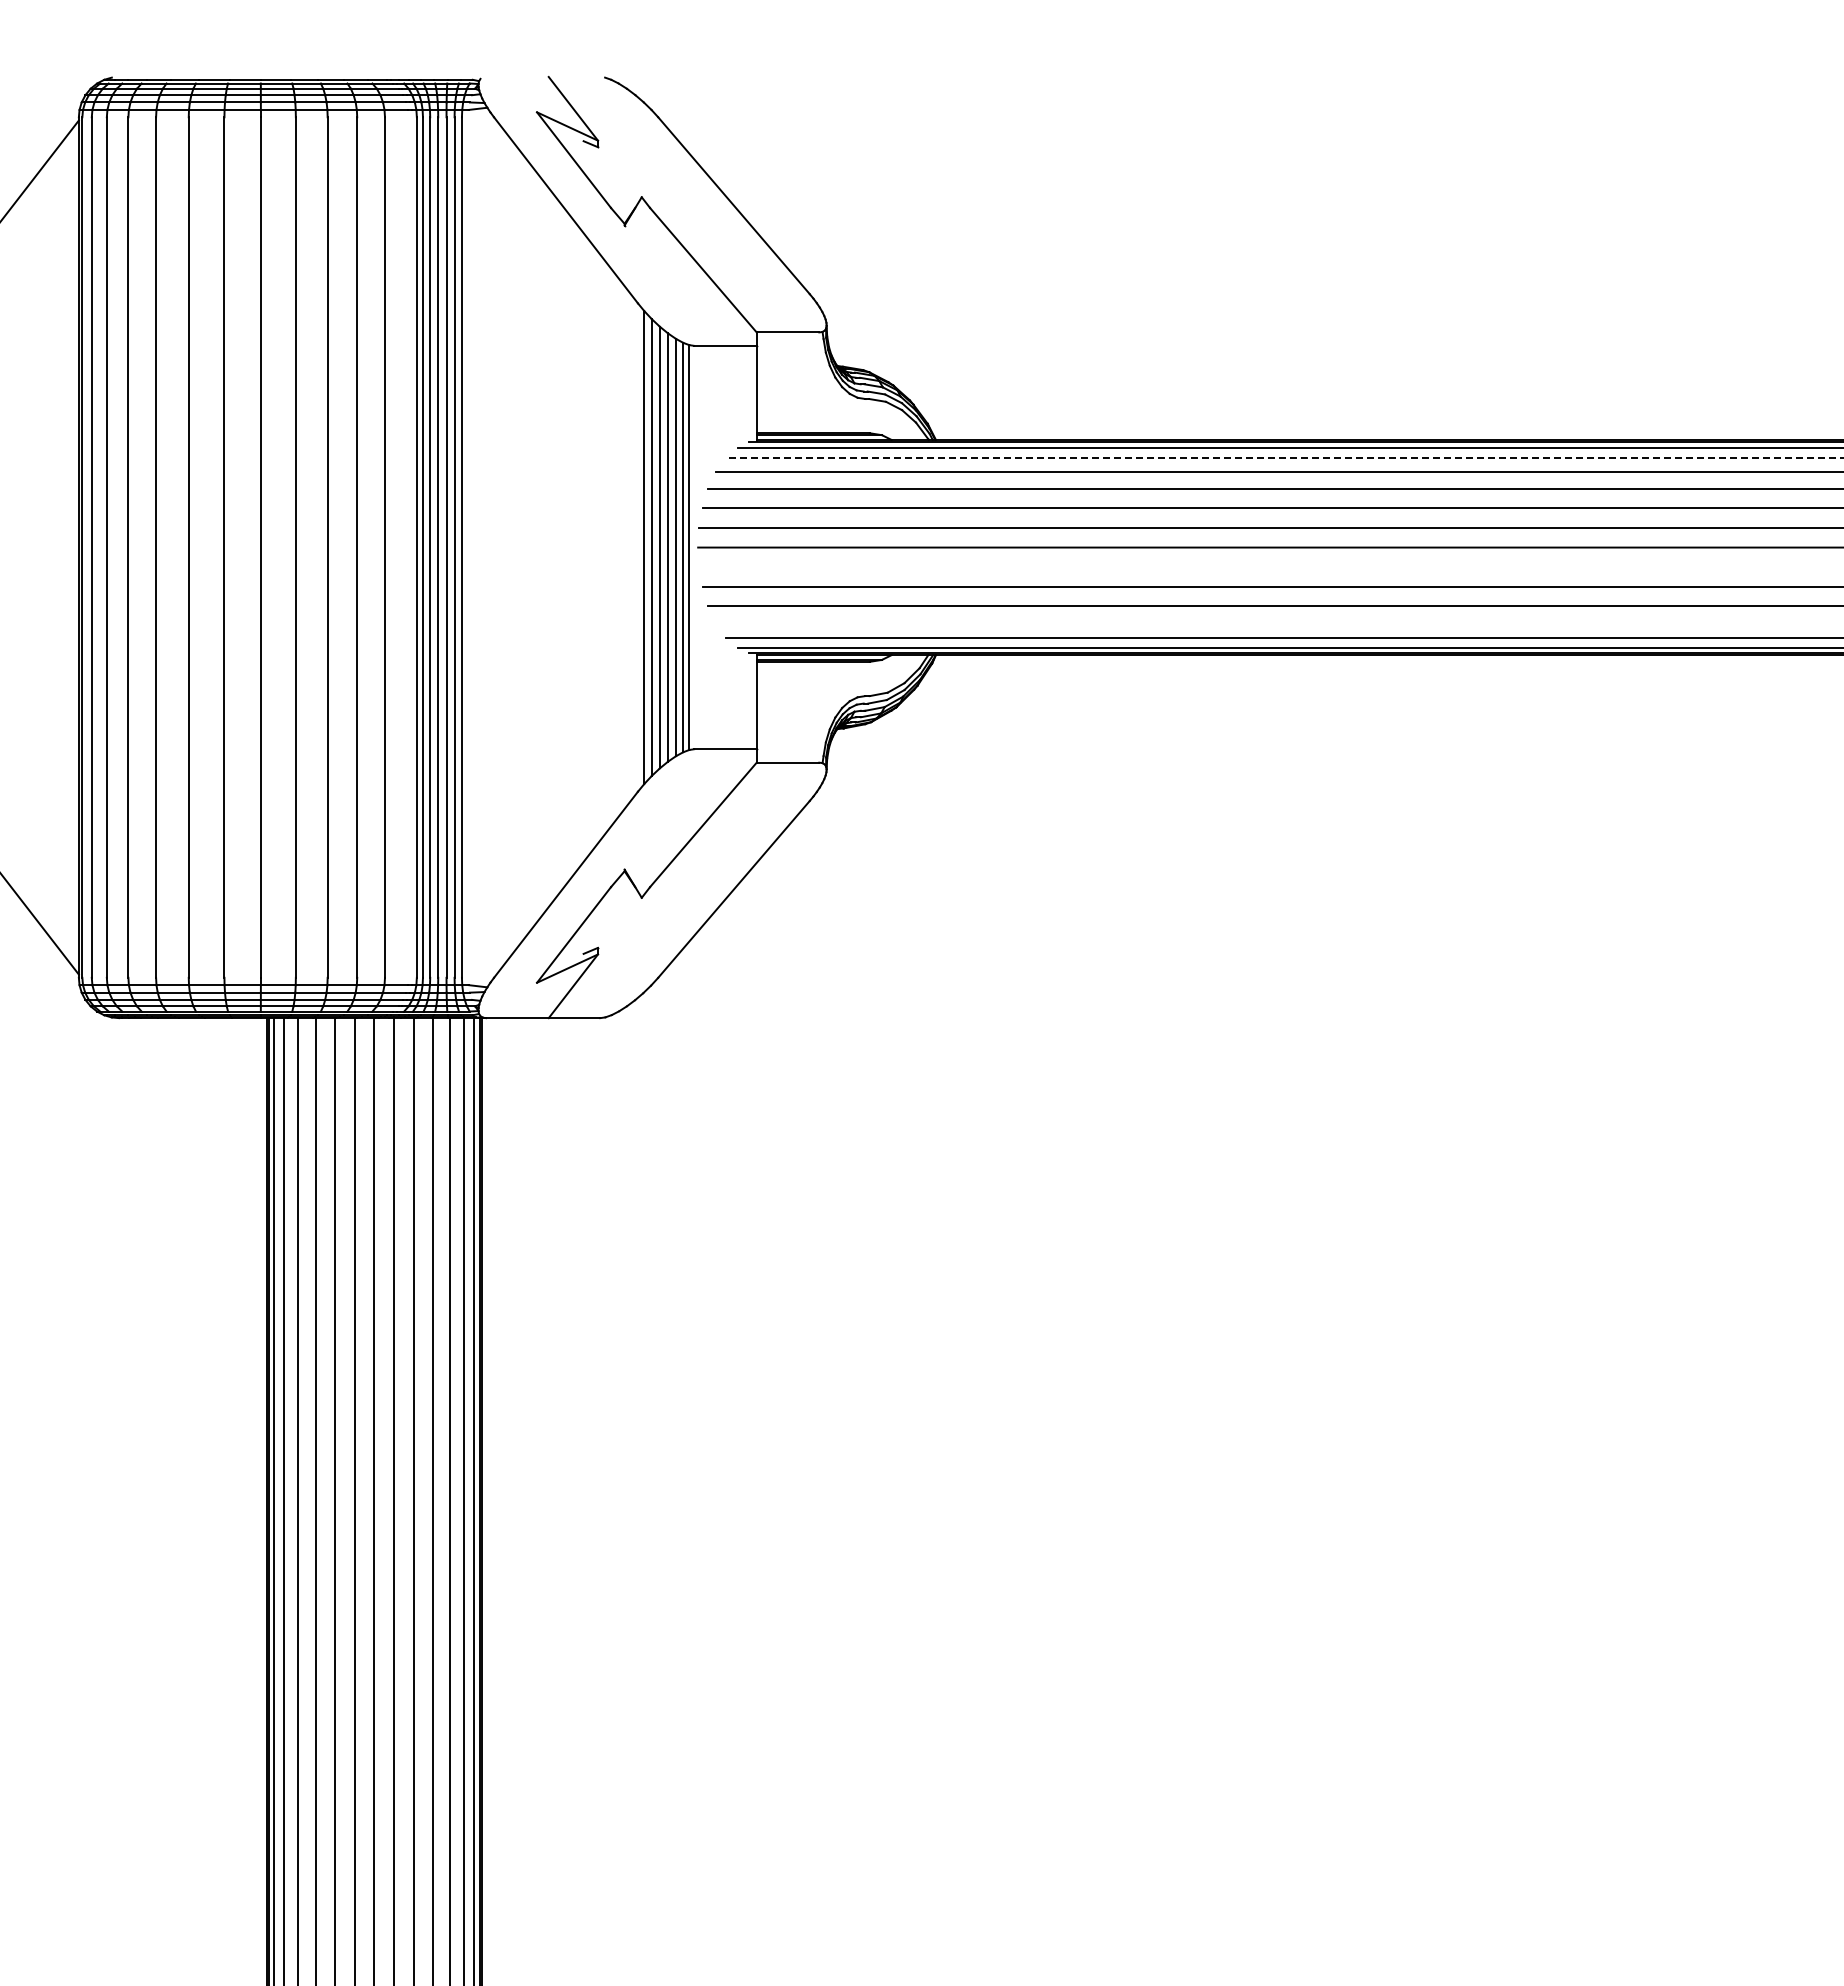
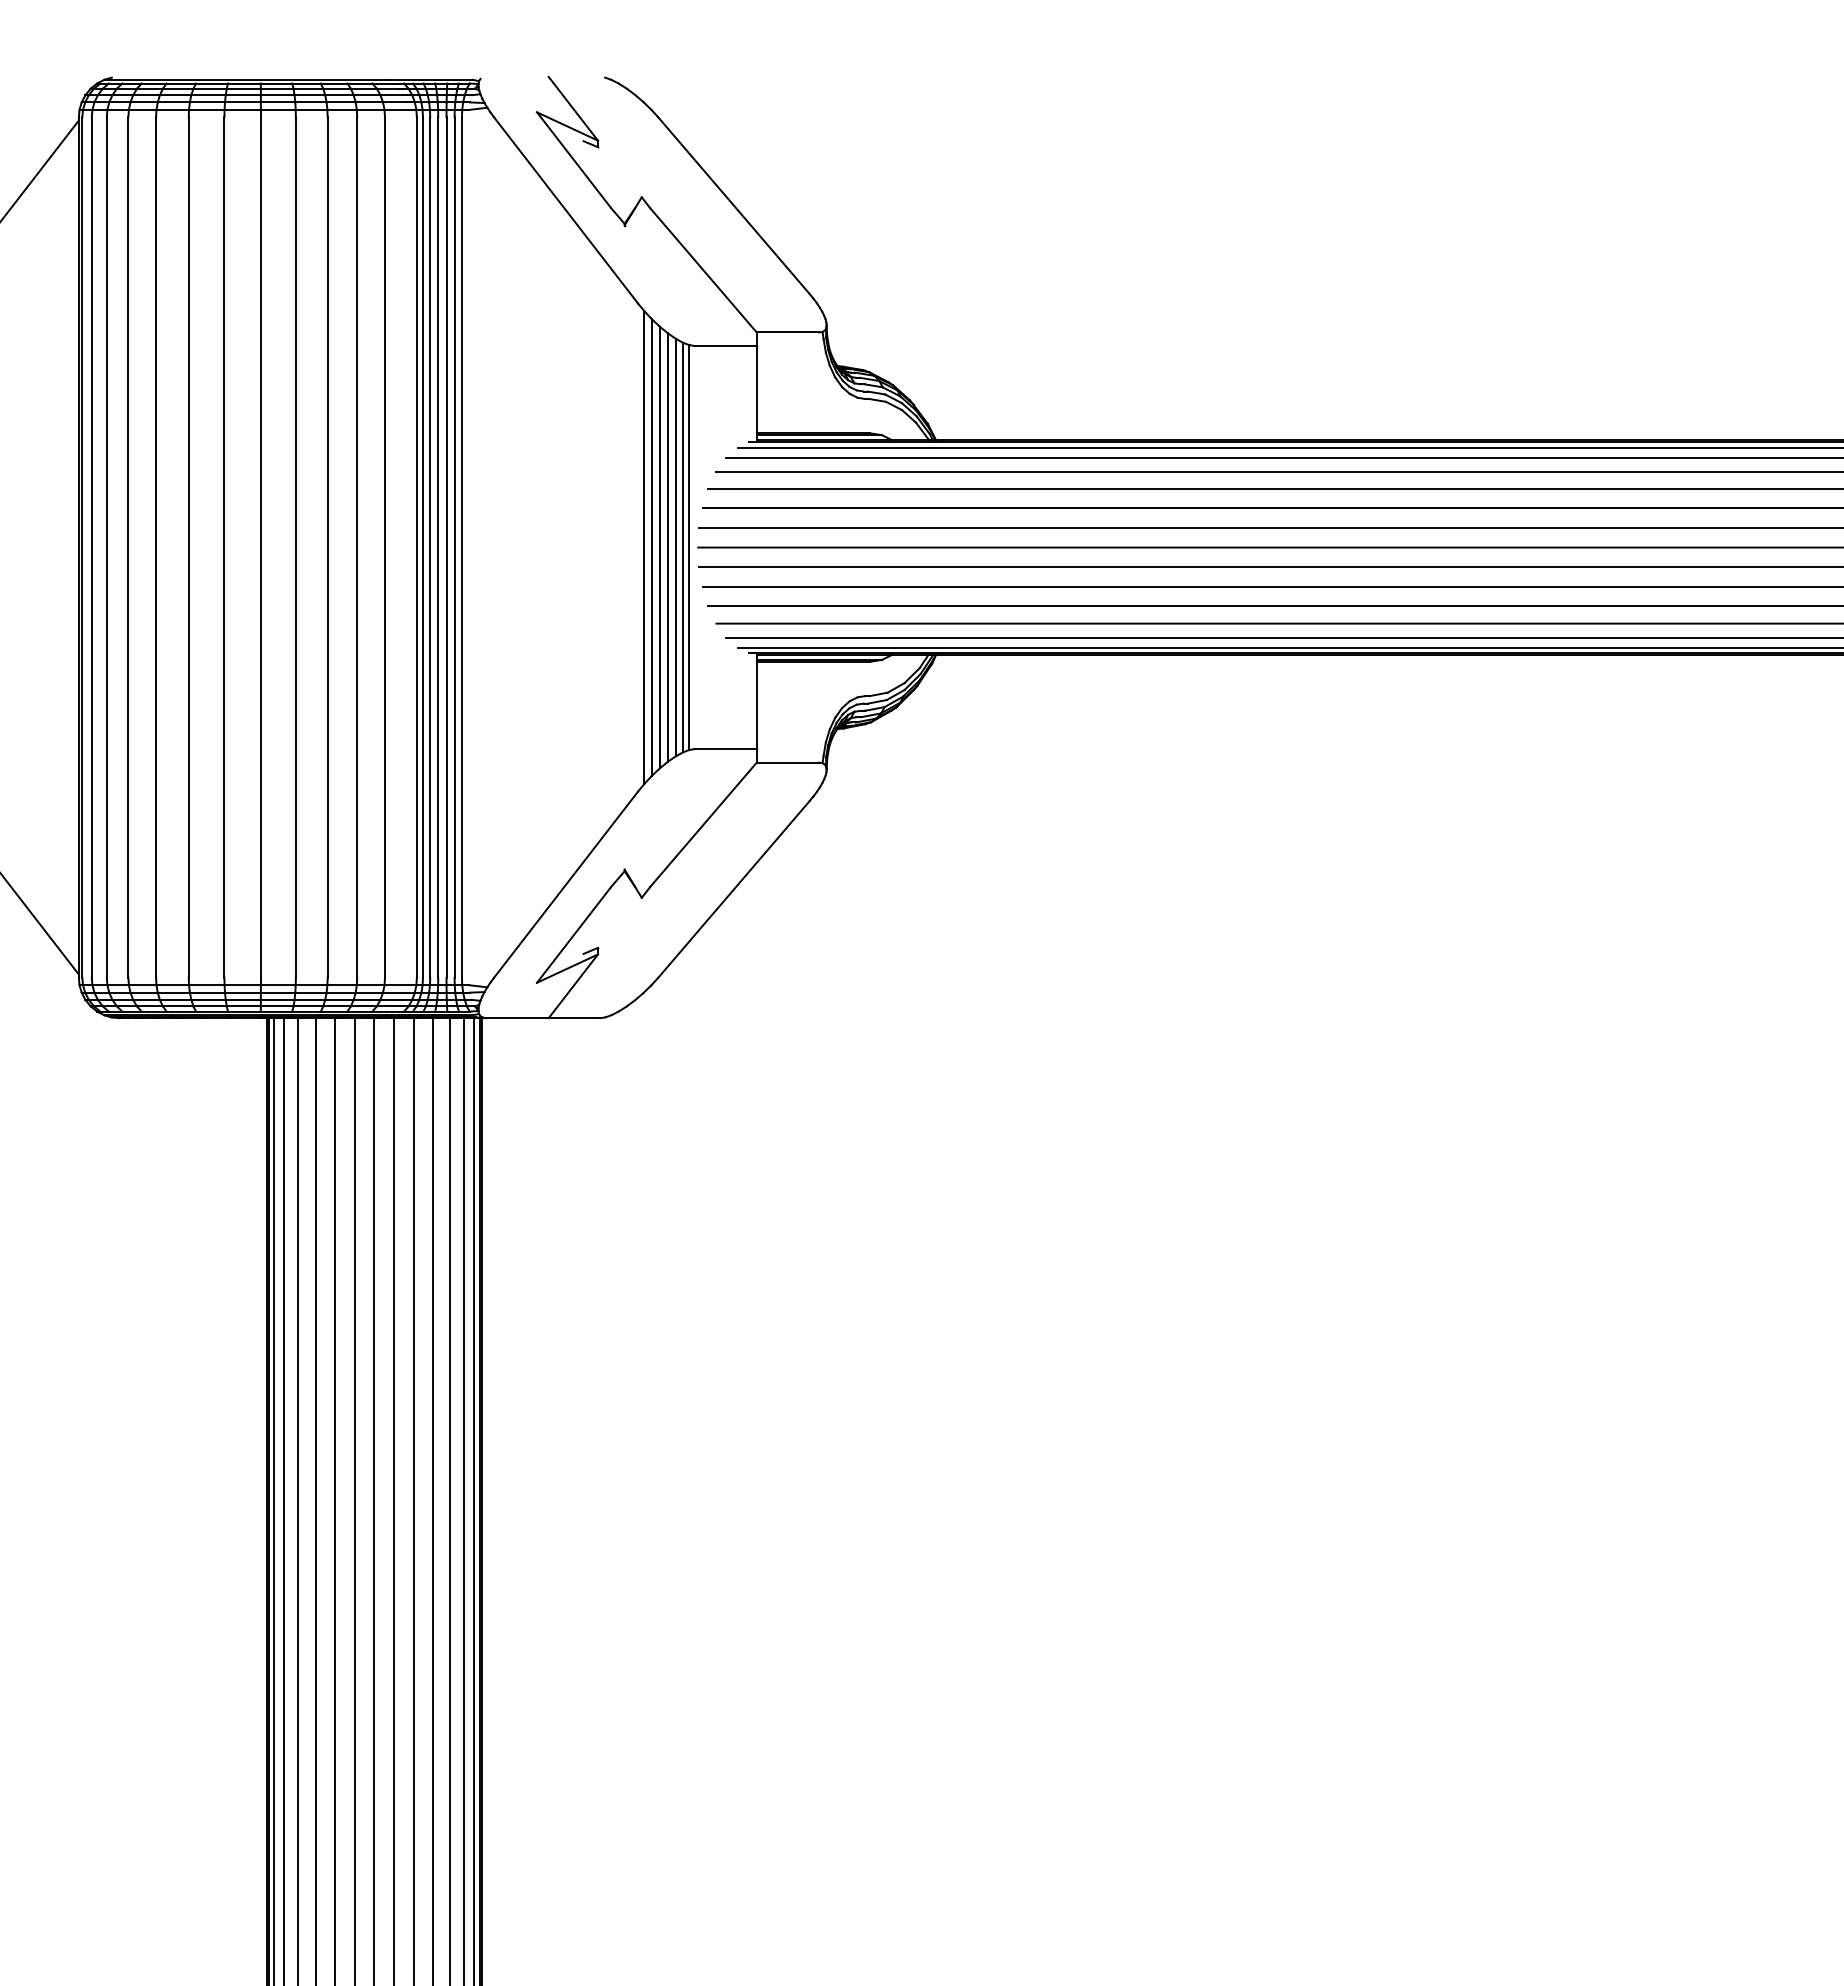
line: dashed -> solid (1284, 457)
line: none -> present (1269, 567)
line: none -> present (1278, 623)
